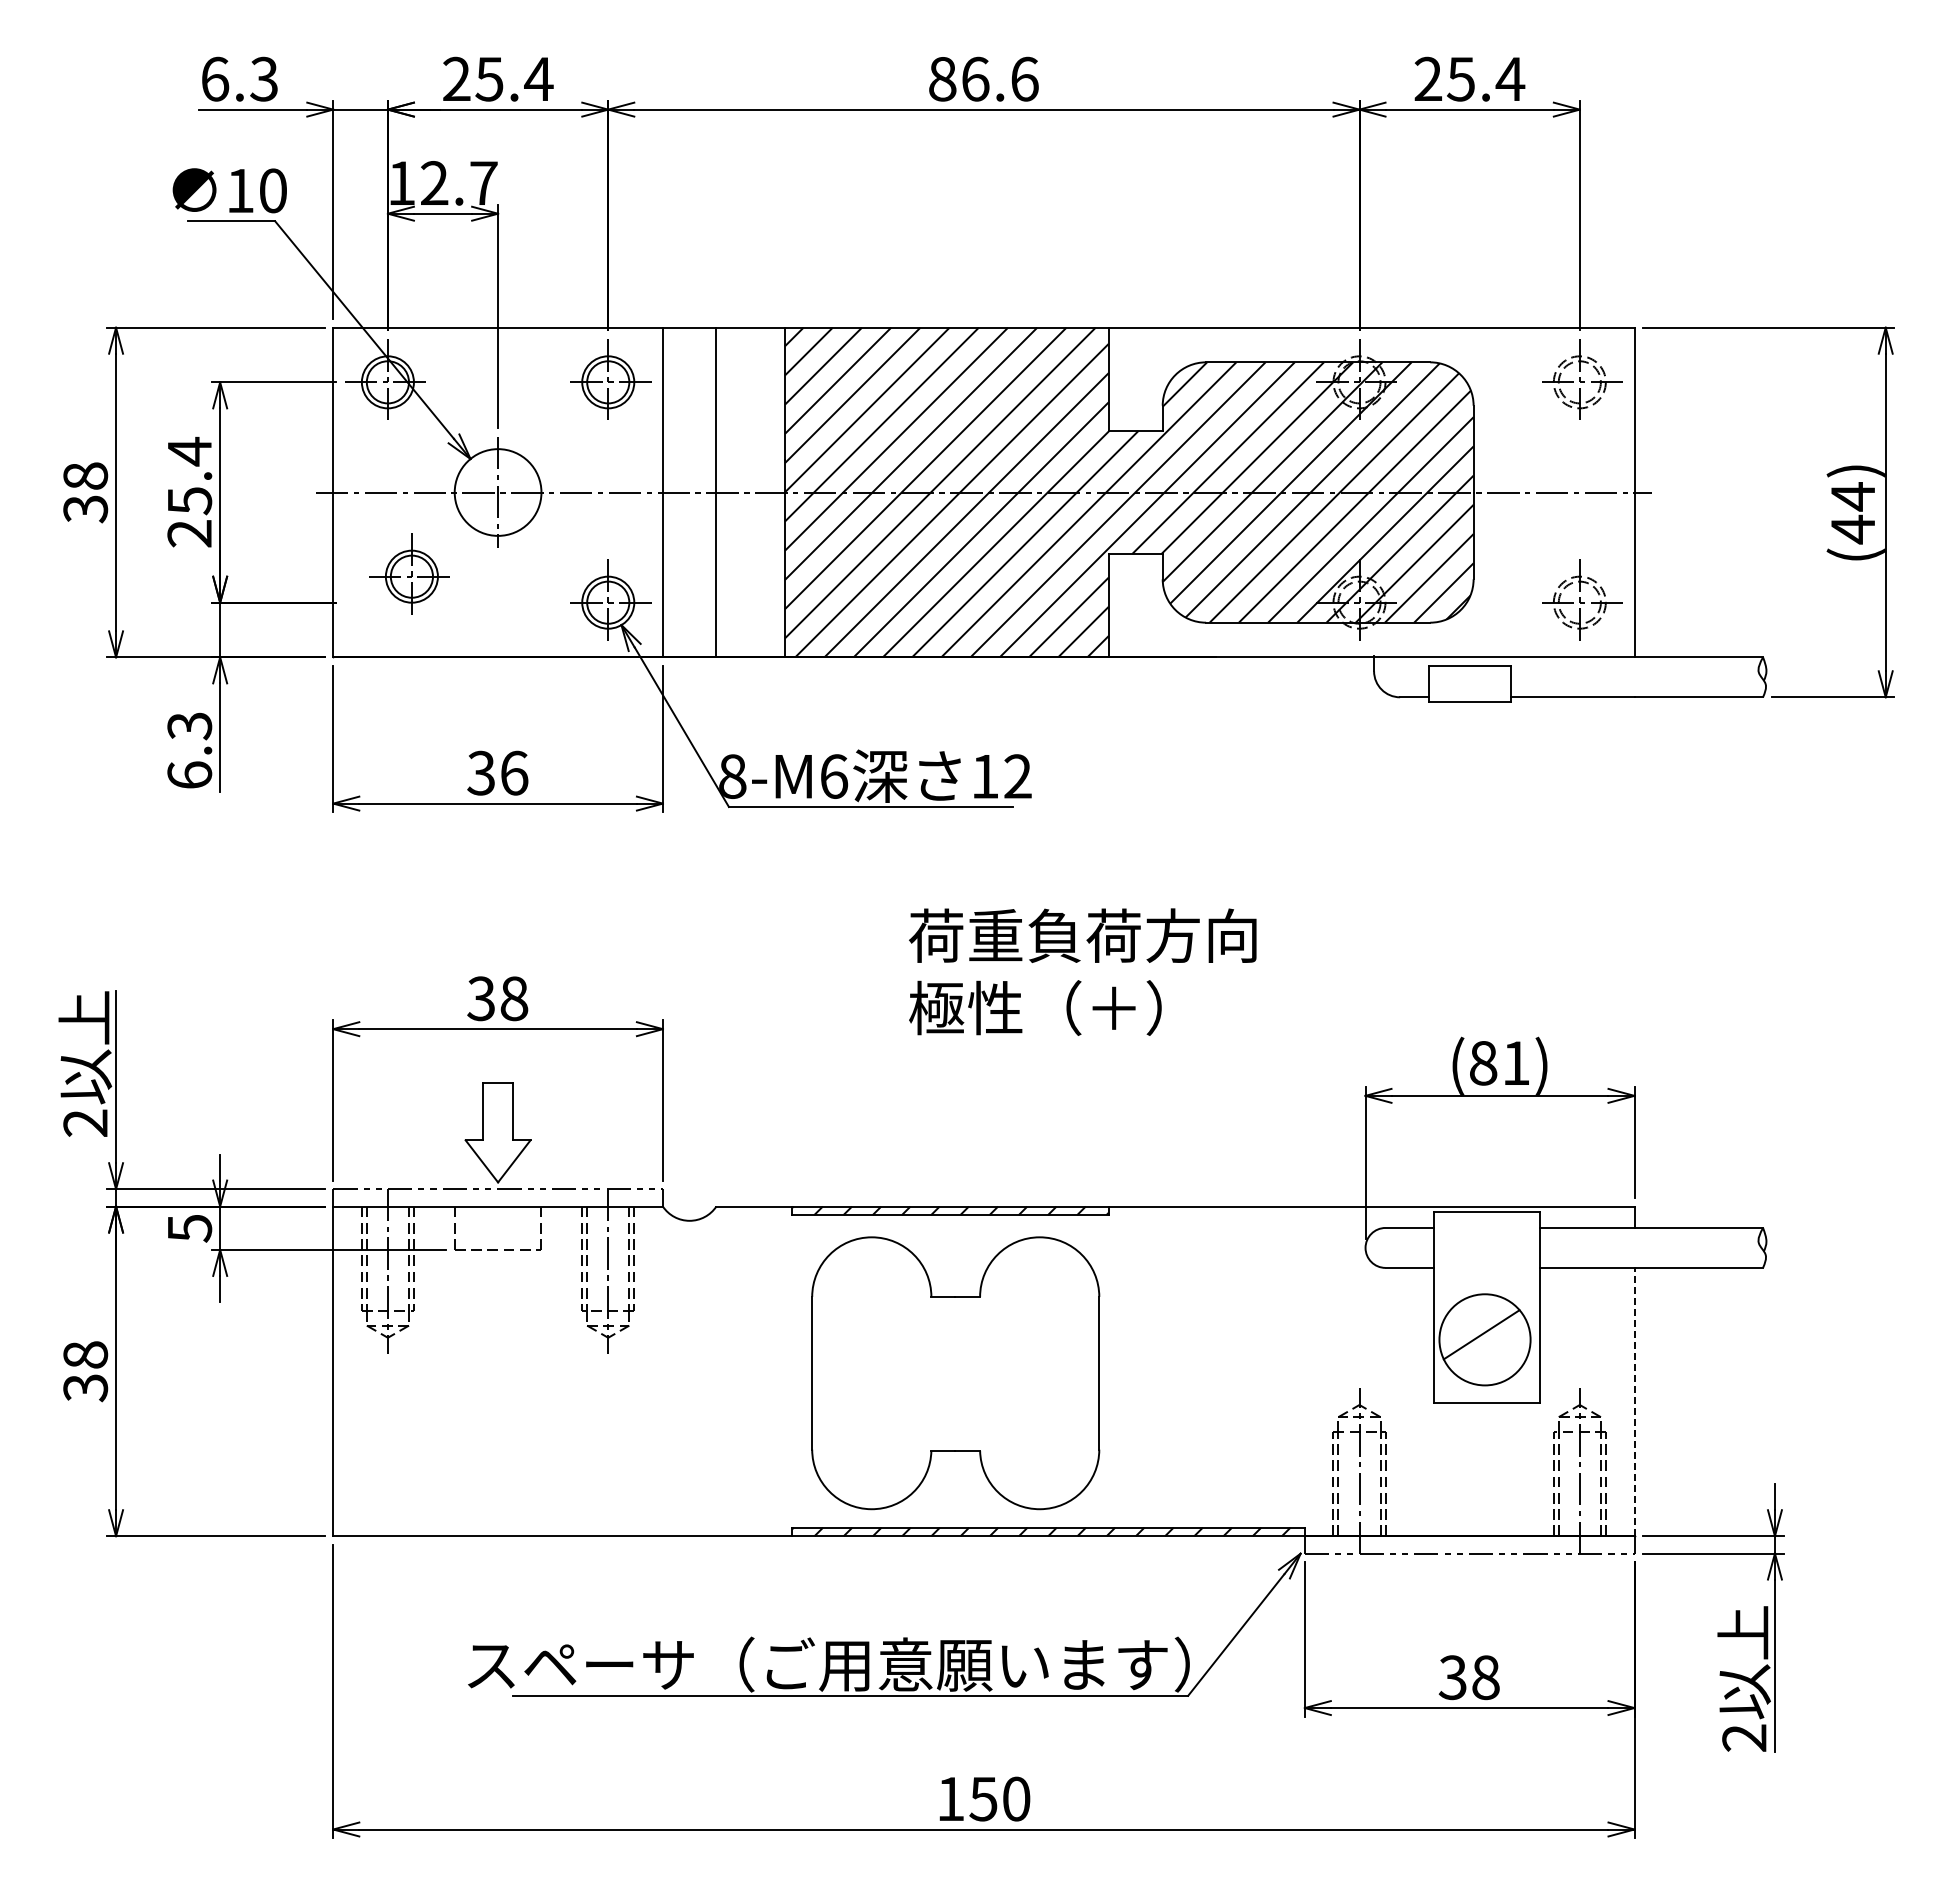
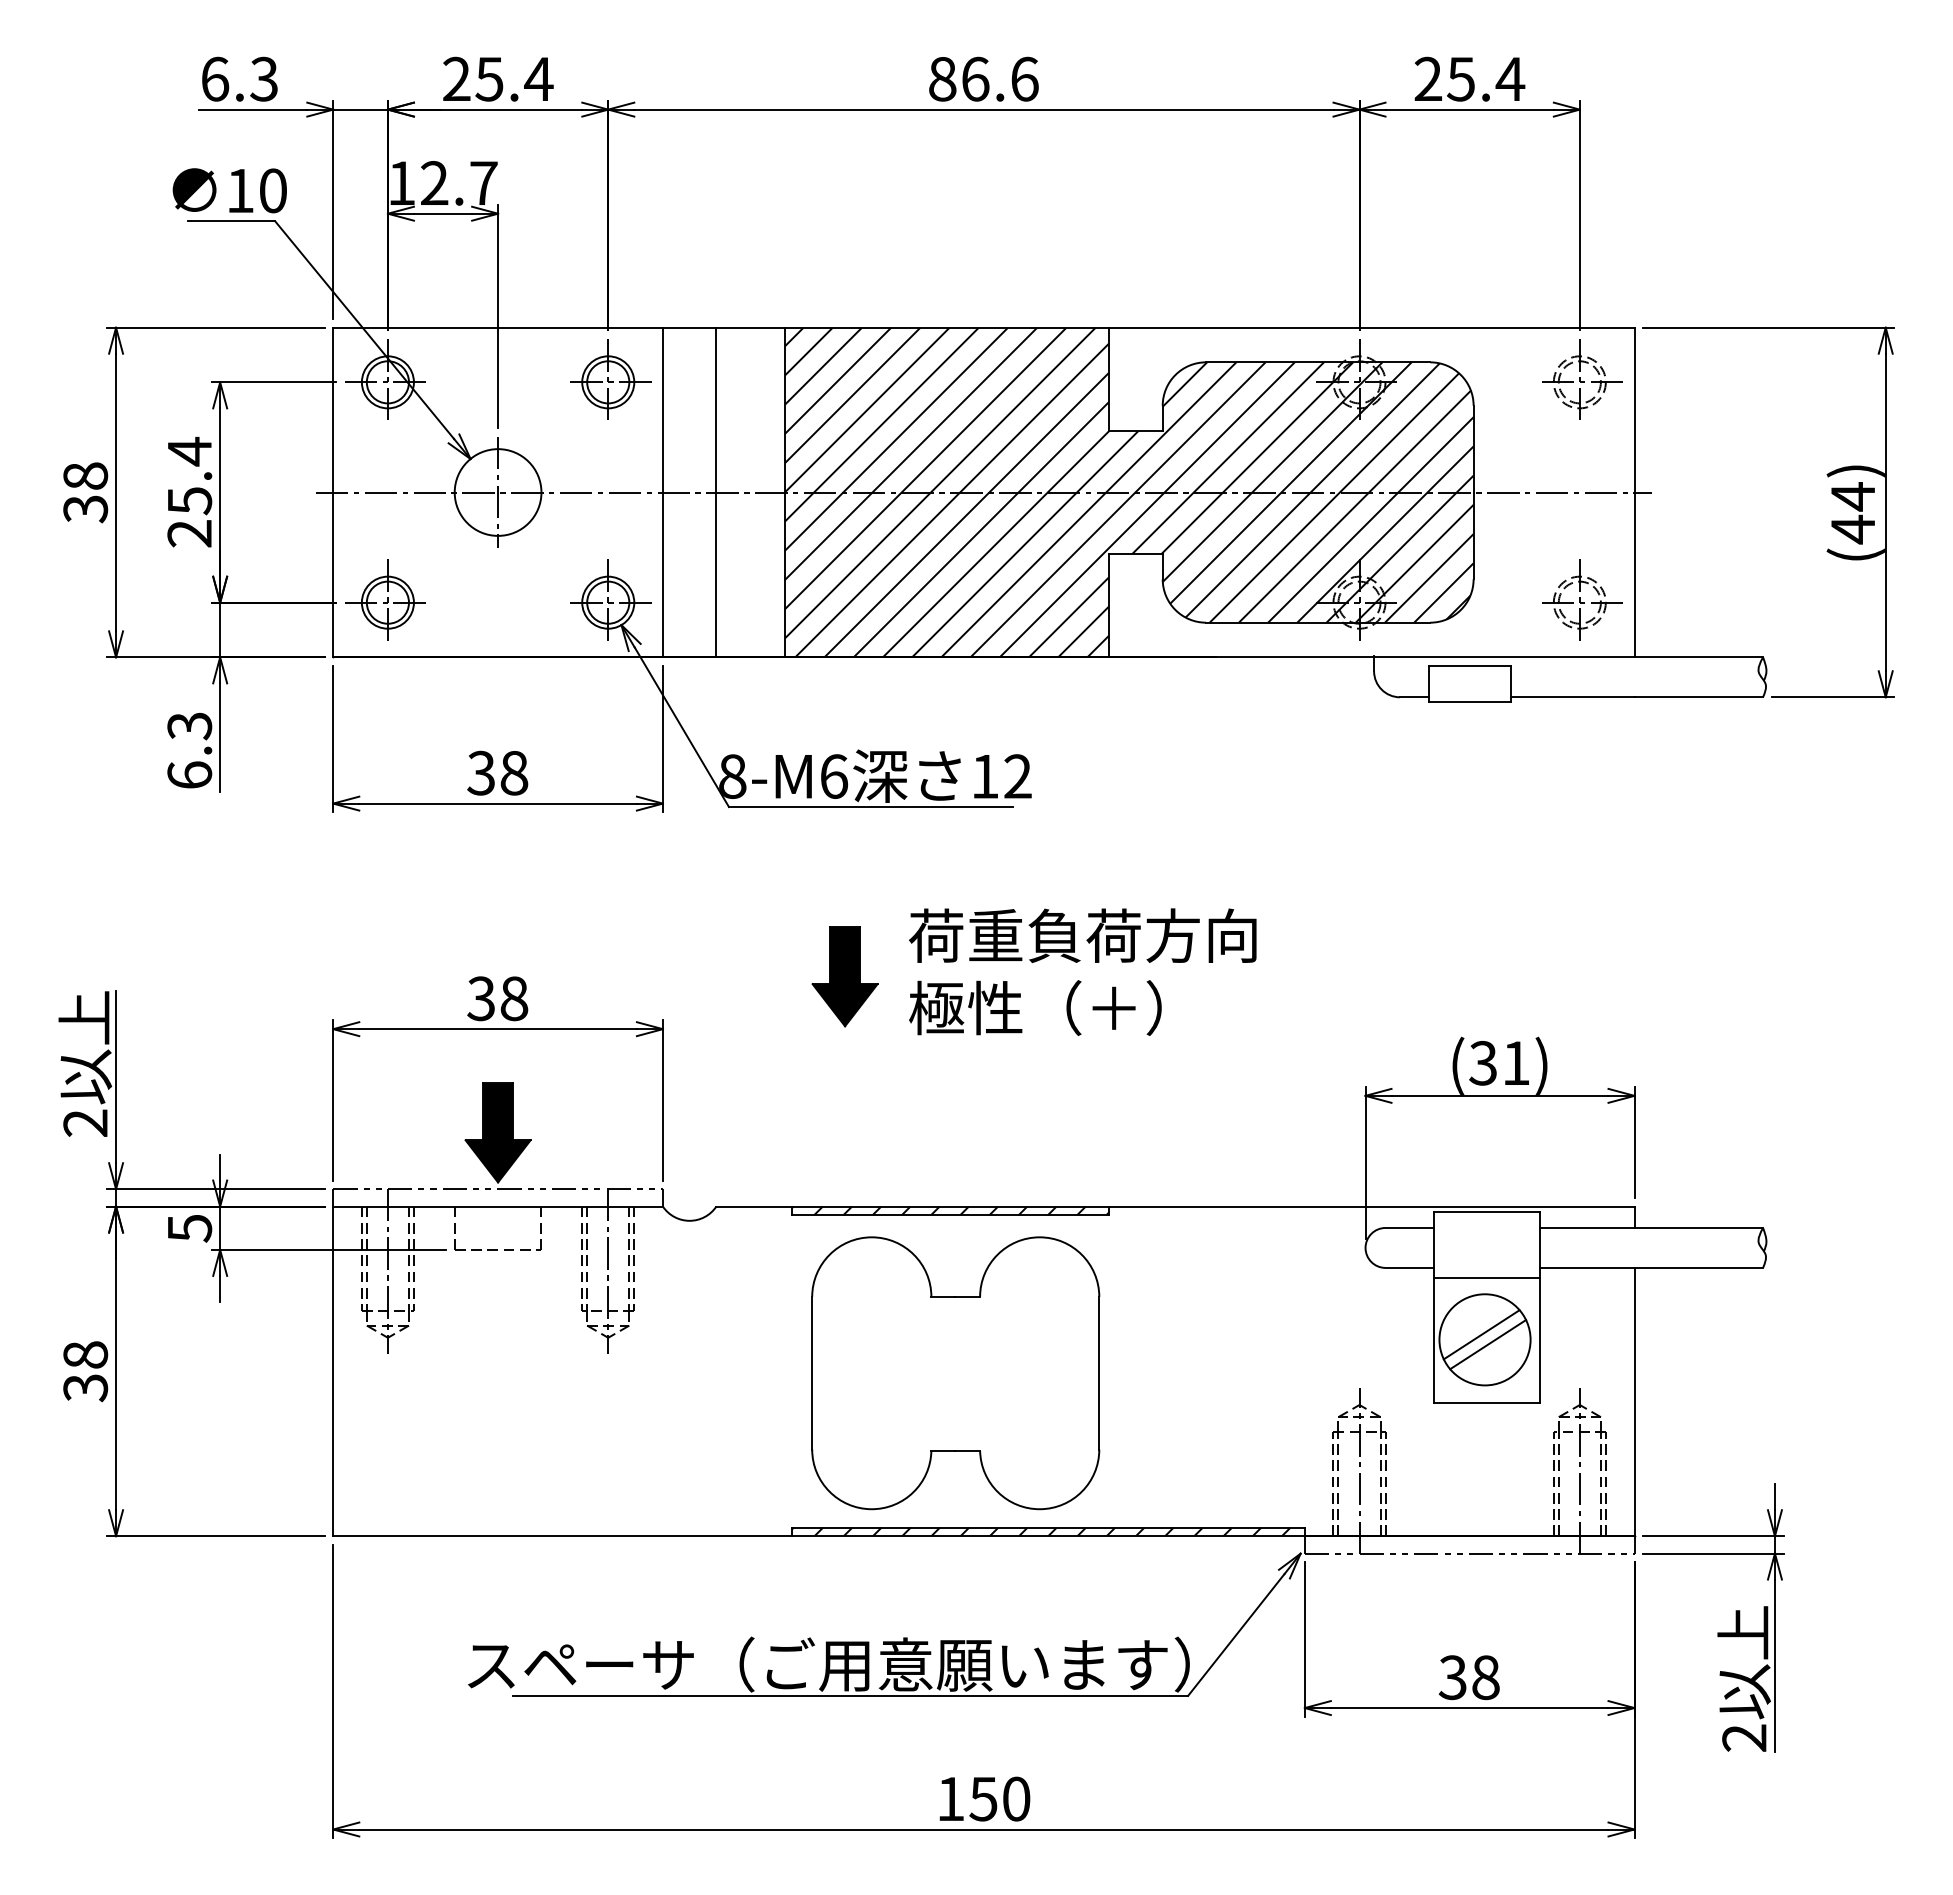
part position: (409, 573) -> (385, 599) (385, 599)
text: 36 -> 38 (514, 772)
part: none -> present (844, 976)
text: (81) -> (31) (1483, 1062)
fill: none -> present (497, 1132)
line: none -> present (1486, 1278)
line: none -> present (1488, 1344)
line: dashed -> solid (1634, 1401)
